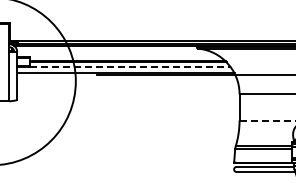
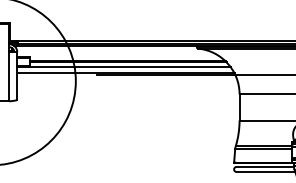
line: dashed -> solid (130, 66)
line: dashed -> solid (267, 120)
